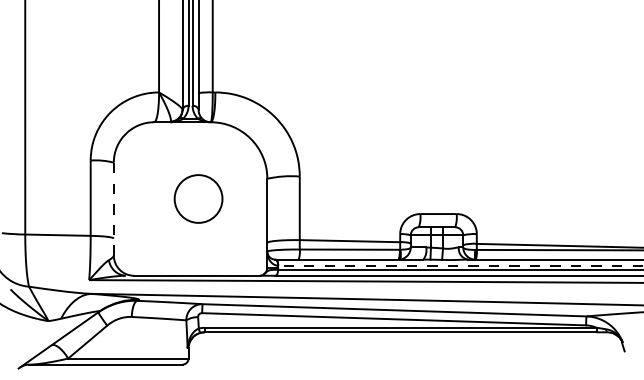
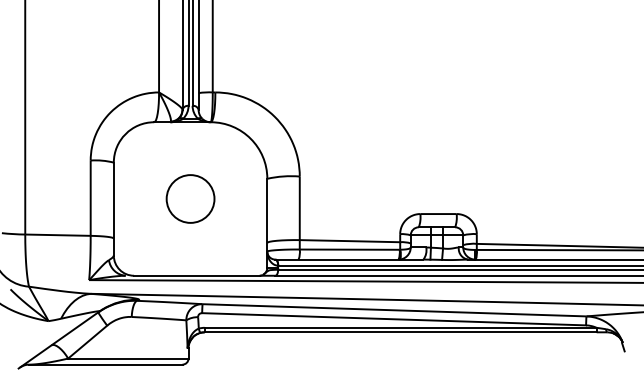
circle position: (198, 198) -> (190, 198) (190, 198)
line: dashed -> solid (113, 208)
line: dashed -> solid (461, 265)
